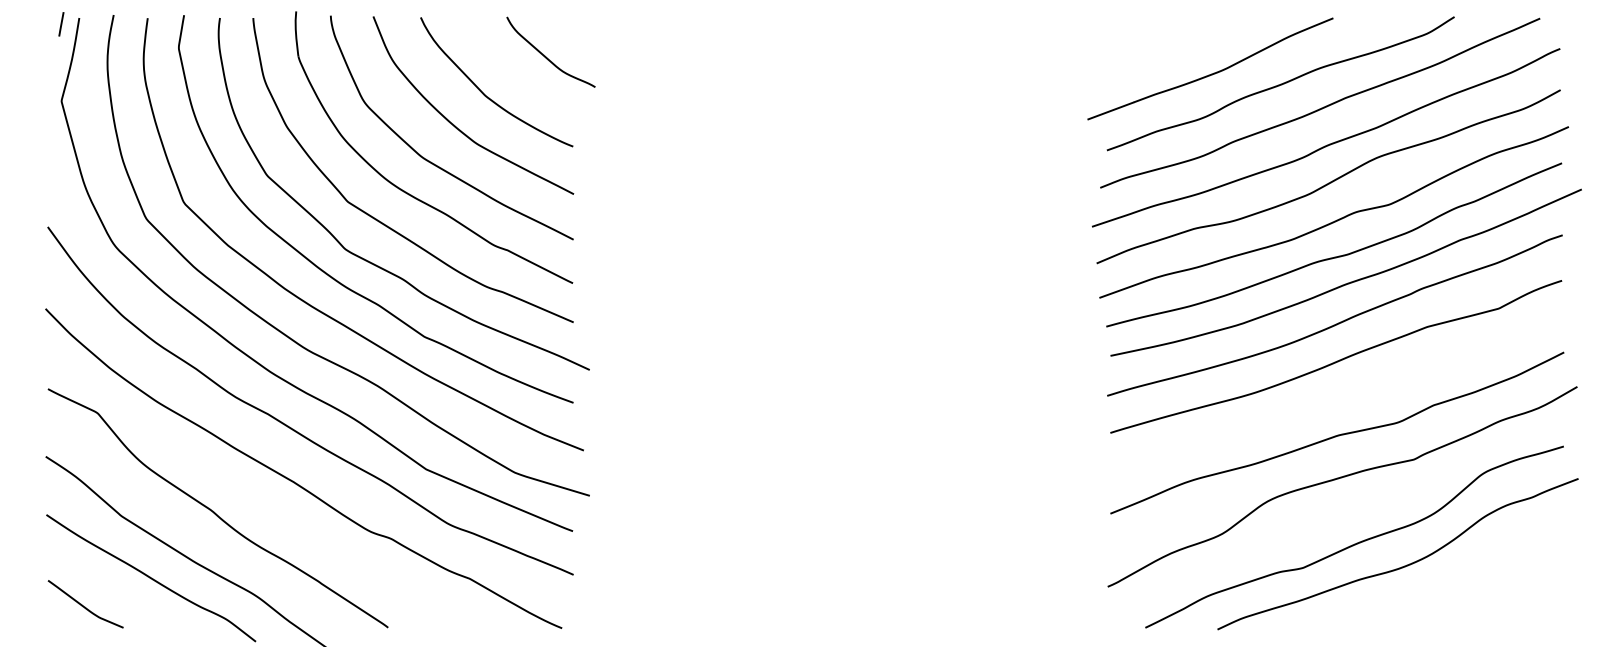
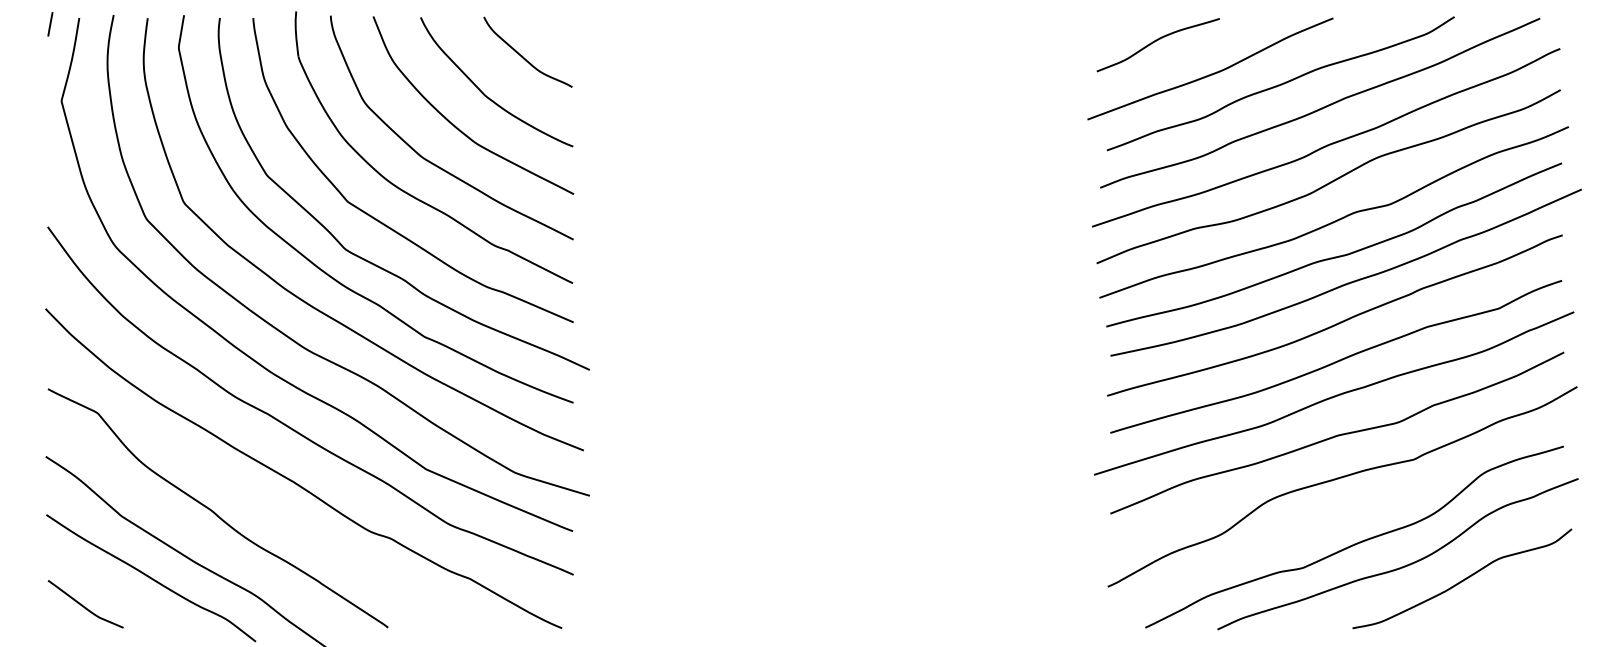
line position: (61, 24) -> (50, 24) (50, 24)
curve: none -> present (1155, 42)
curve position: (545, 55) -> (522, 55) (522, 55)
curve: none -> present (1334, 395)
curve: none -> present (1462, 579)
